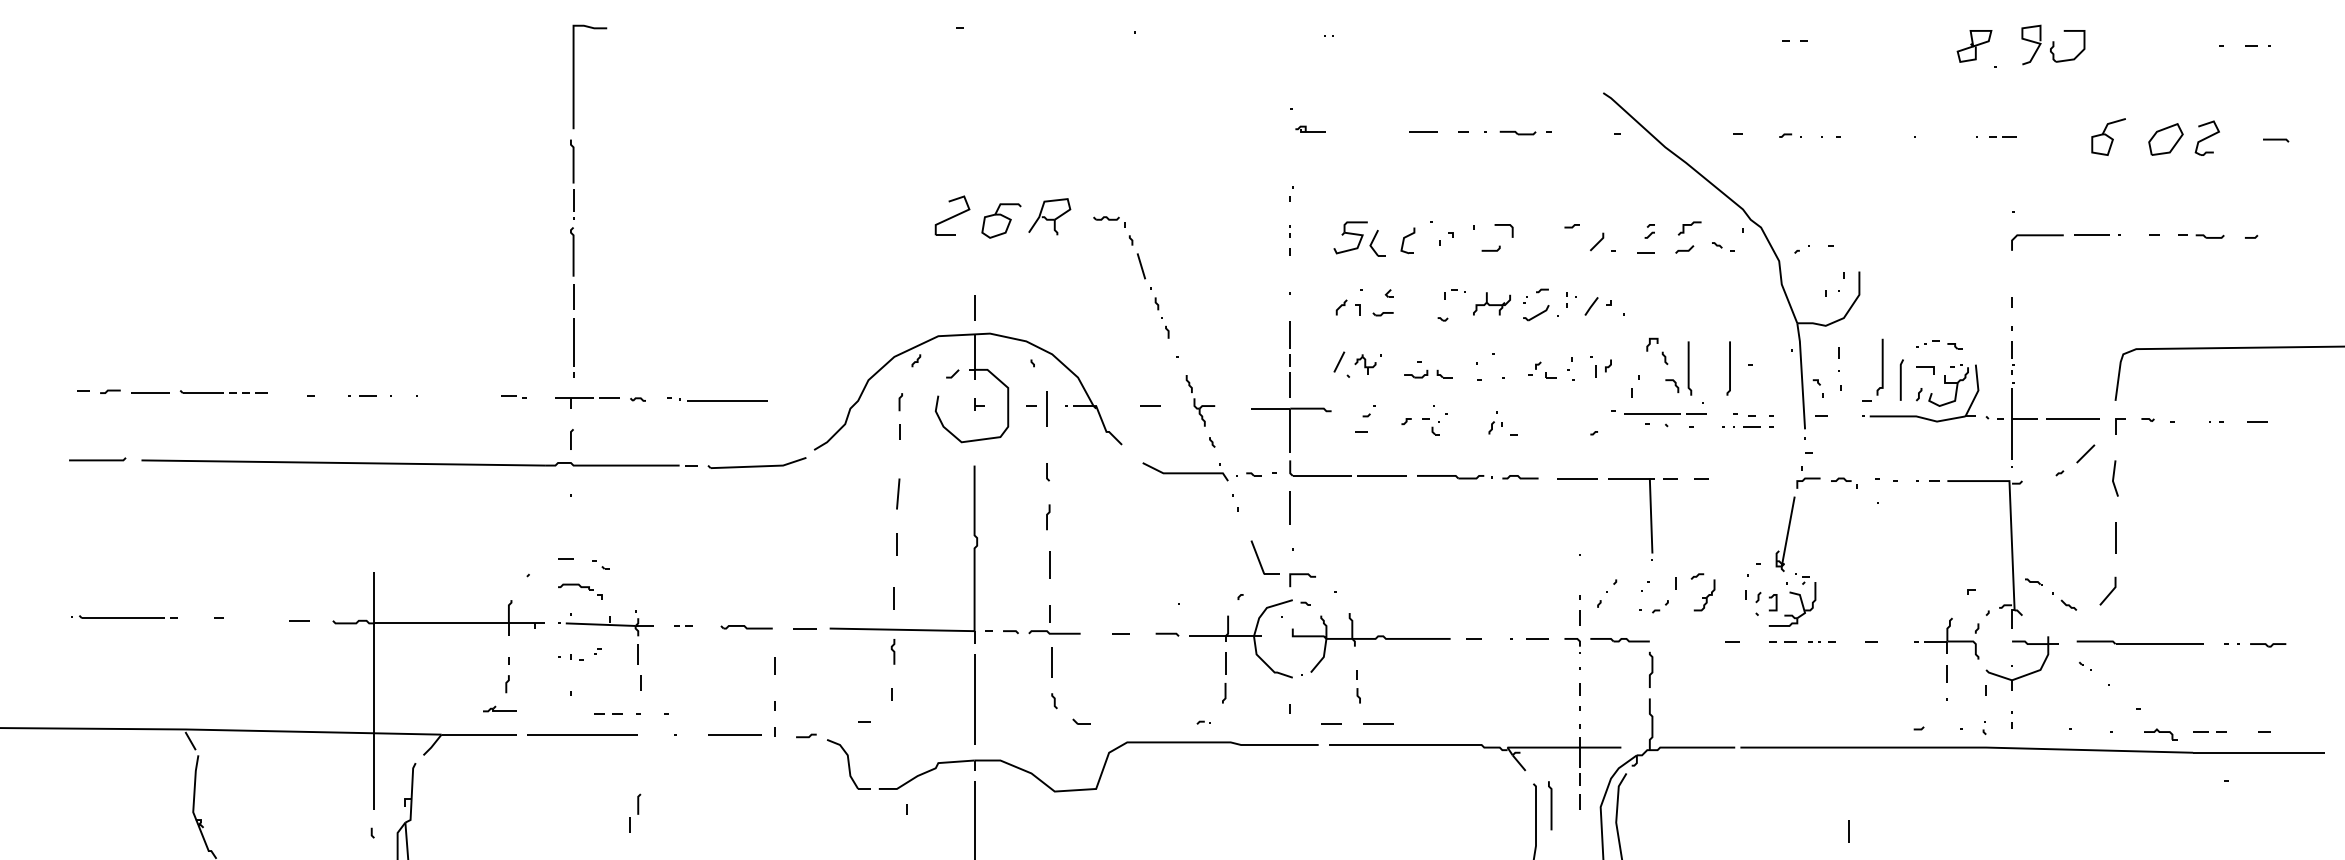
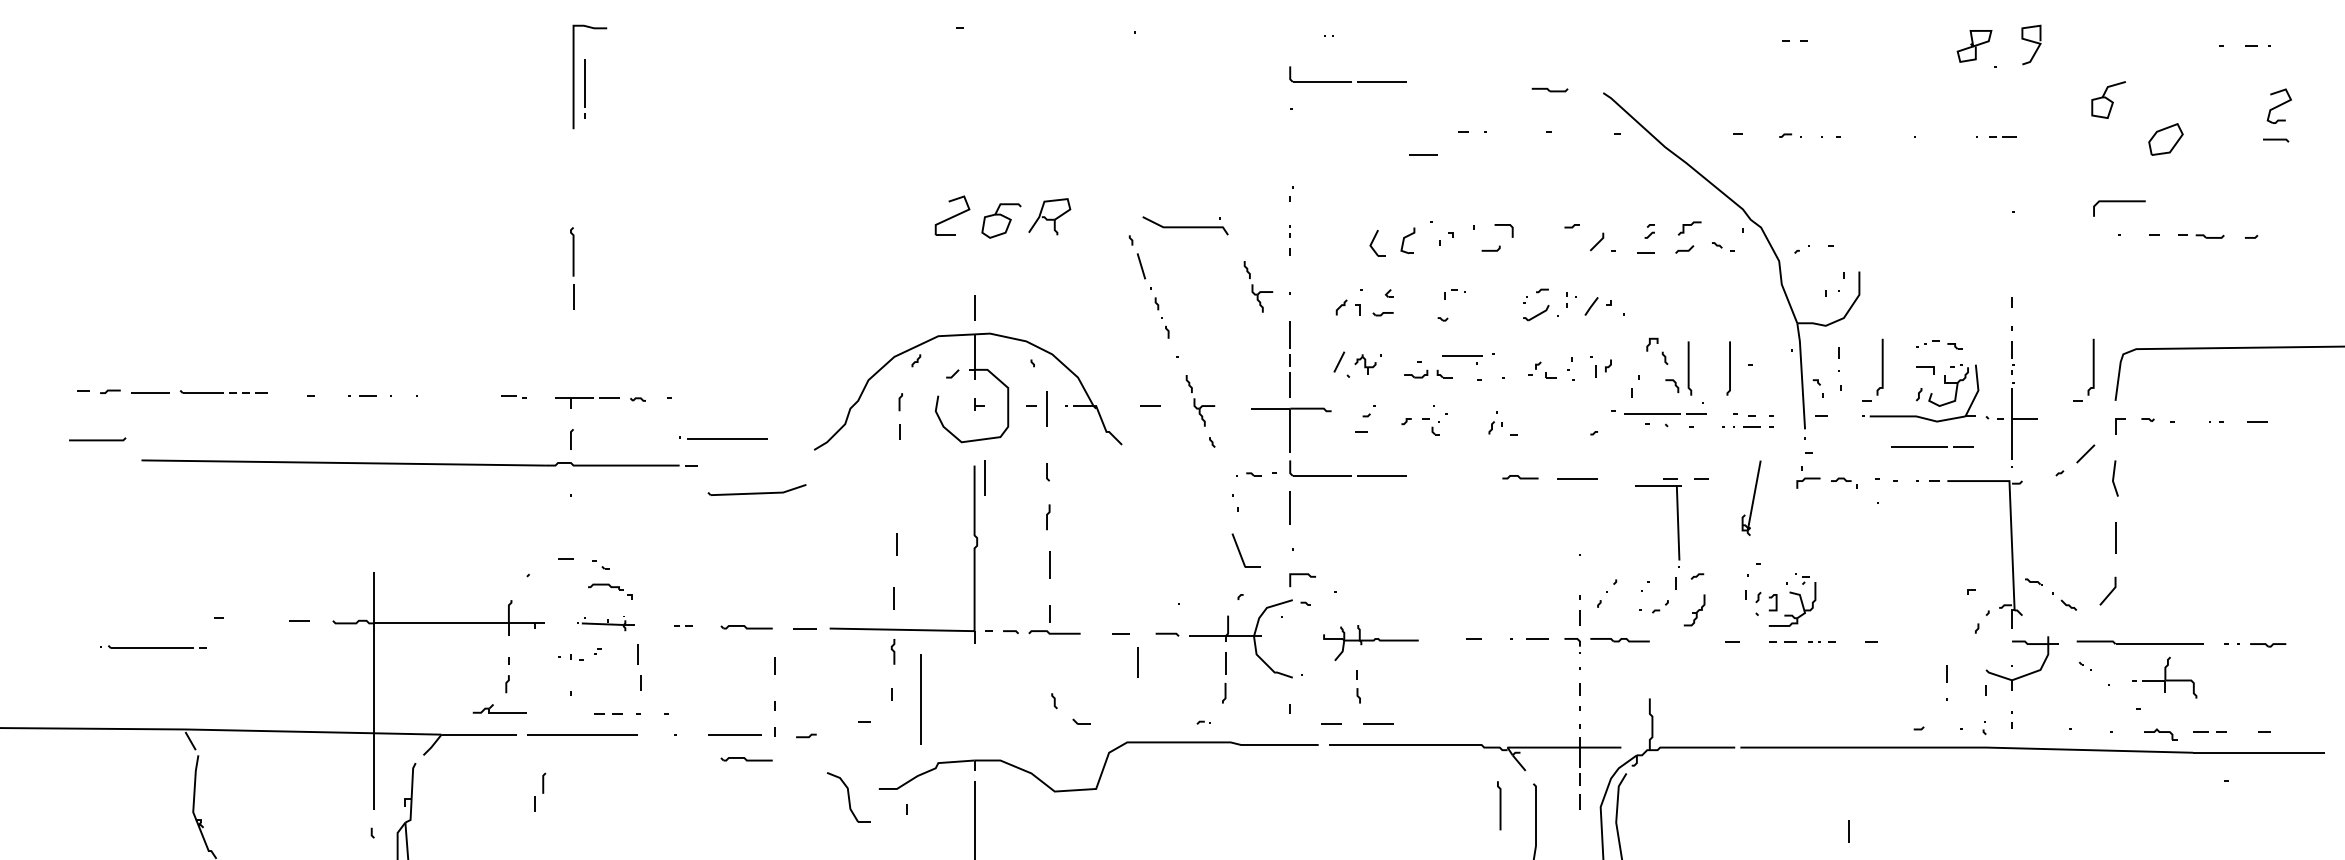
part: present -> none (2071, 58)
part: none -> present (1347, 81)
part: present -> none (1310, 128)
line position: (1423, 131) -> (1423, 154) (1423, 154)
part position: (1517, 132) -> (1549, 89) (1549, 89)
part position: (2108, 136) -> (2108, 99) (2108, 99)
part position: (2206, 137) -> (2278, 105) (2278, 105)
part: present -> none (572, 179)
part: present -> none (1109, 221)
line: present -> none (2091, 234)
line position: (2037, 236) -> (2119, 202) (2119, 202)
part: present -> none (1350, 237)
part: none -> present (1258, 286)
part: present -> none (1491, 303)
line position: (573, 347) -> (584, 88) (584, 88)
line: none -> present (1462, 355)
part: none -> present (2092, 369)
line: present -> none (1901, 379)
part position: (723, 399) -> (723, 437) (723, 437)
line: present -> none (2072, 418)
line: none -> present (1932, 446)
line position: (97, 459) -> (97, 439) (97, 439)
part position: (756, 462) -> (756, 489) (756, 489)
part position: (1185, 471) -> (1185, 225) (1185, 225)
line: none -> present (984, 477)
part: present -> none (1454, 477)
line: present -> none (898, 493)
part position: (1650, 519) -> (1677, 526) (1677, 526)
part position: (1785, 533) -> (1751, 497) (1751, 497)
part position: (1264, 557) -> (1245, 550) (1245, 550)
part position: (580, 591) -> (610, 591) (610, 591)
part position: (1704, 595) -> (1694, 610) (1694, 610)
part position: (124, 616) -> (153, 646) (153, 646)
part size: 96x27 px -> 58x16 px (605, 623)
part position: (1946, 638) -> (2164, 677) (2164, 677)
part size: 160x60 px -> 96x37 px (1370, 643)
line position: (1051, 662) -> (1137, 662) (1137, 662)
curve: present -> none (1651, 669)
line position: (974, 699) -> (920, 699) (920, 699)
part size: 34x8 px -> 55x10 px (499, 708)
part: none -> present (746, 759)
part position: (848, 764) -> (848, 797) (848, 797)
line position: (1550, 805) -> (1499, 805) (1499, 805)
part position: (635, 812) -> (540, 791) (540, 791)
